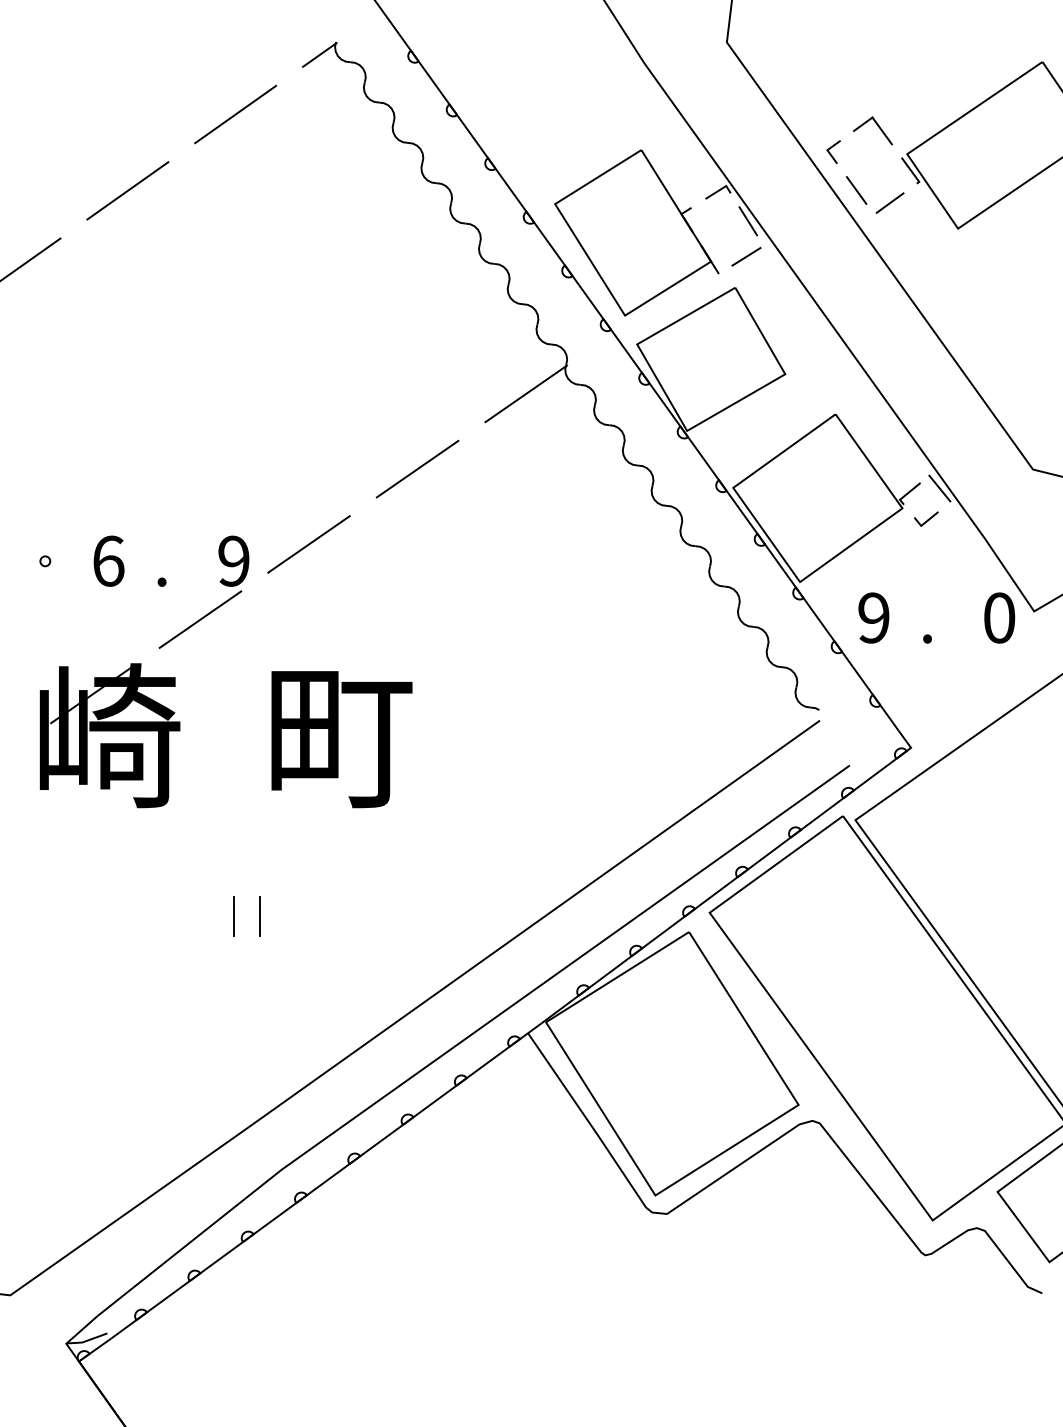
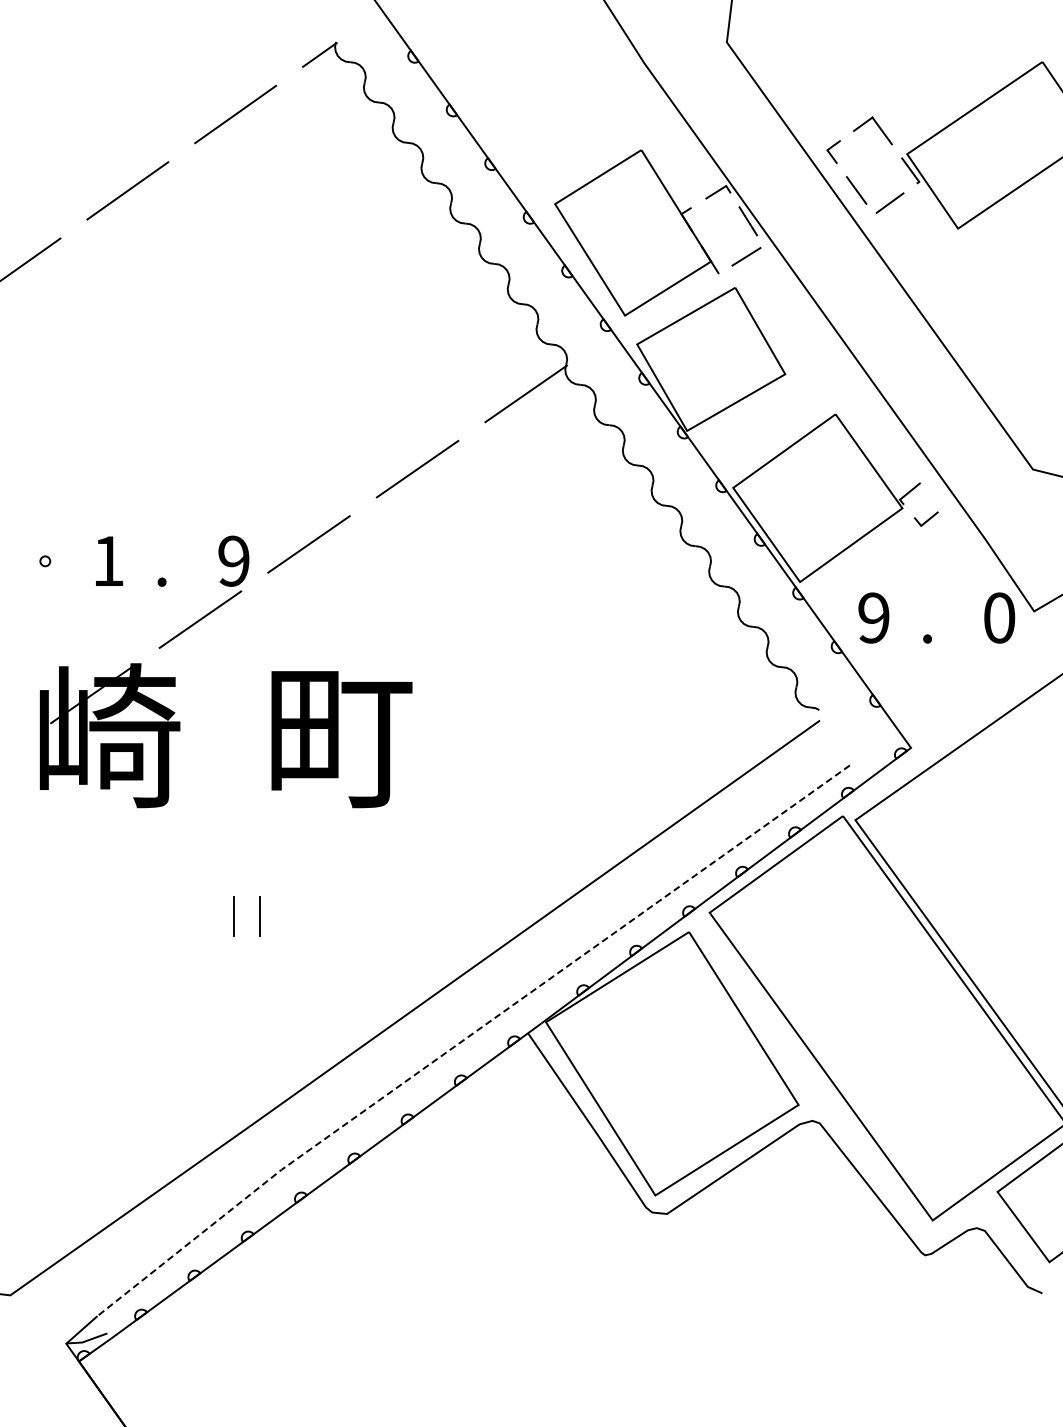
line: present -> none (939, 488)
text: 6 -> 1 (108, 560)
line: solid -> dashed (468, 1036)
